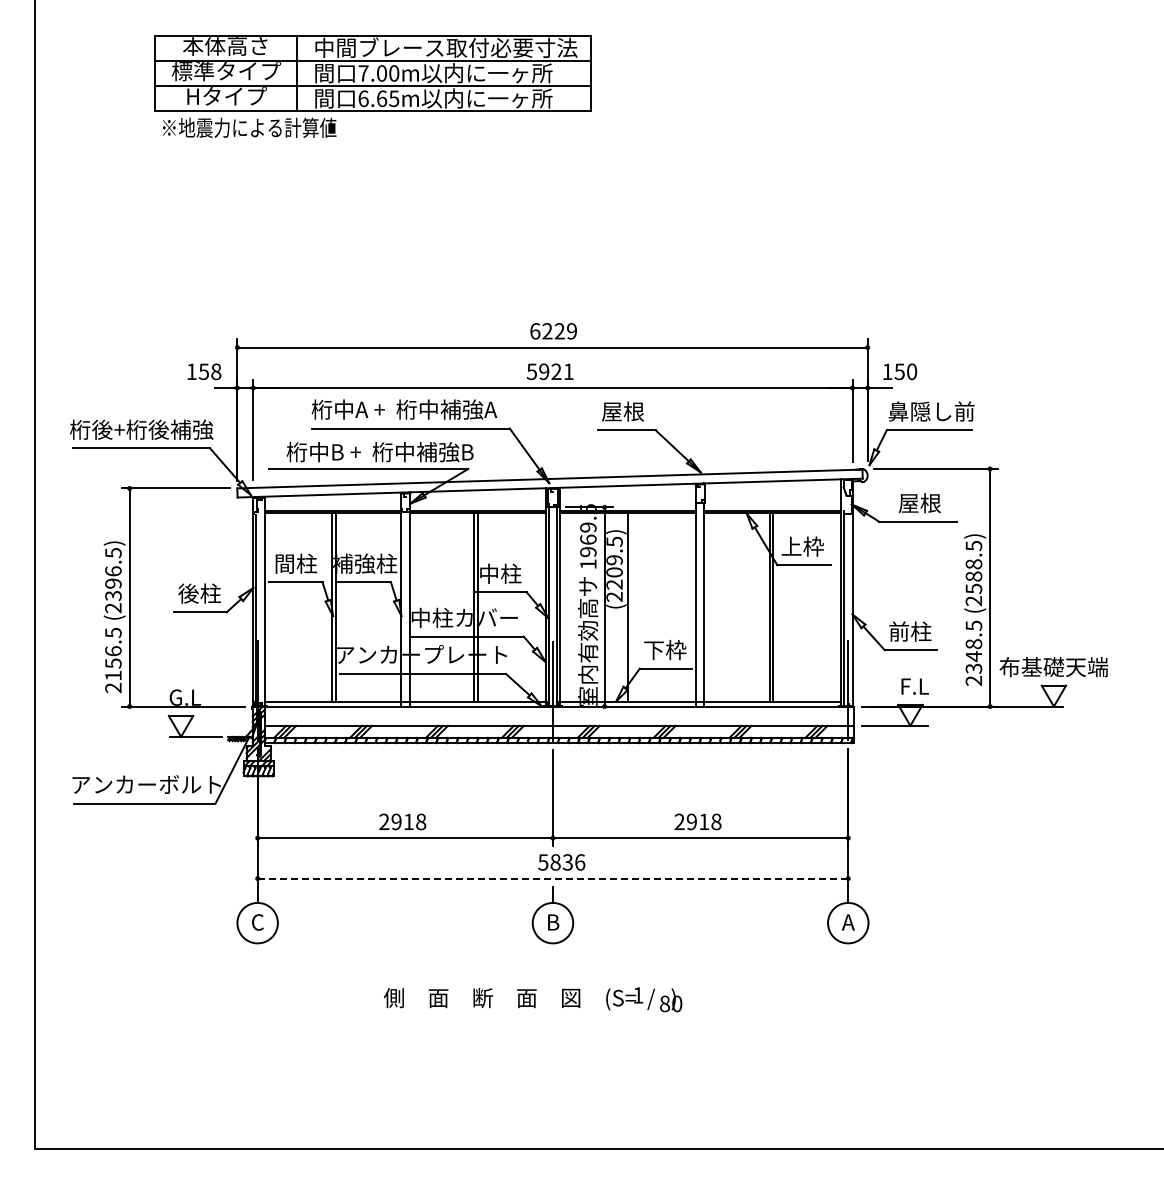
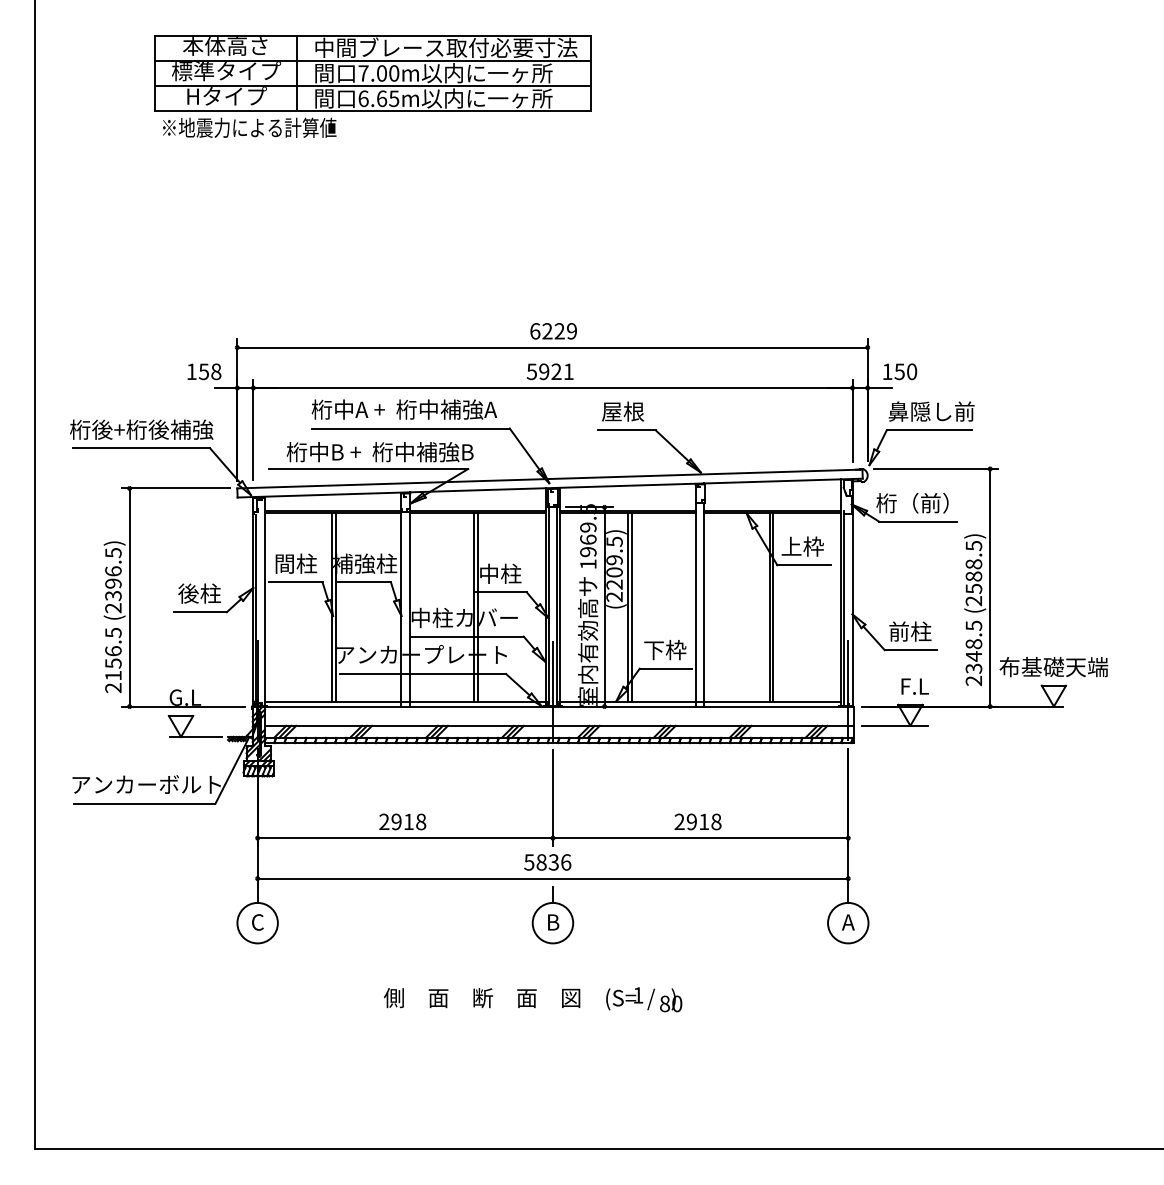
text: 屋根 -> 桁（前） (912, 502)
line: none -> present (631, 607)
text position: (561, 862) -> (547, 862) (547, 862)
line: dashed -> solid (552, 878)
